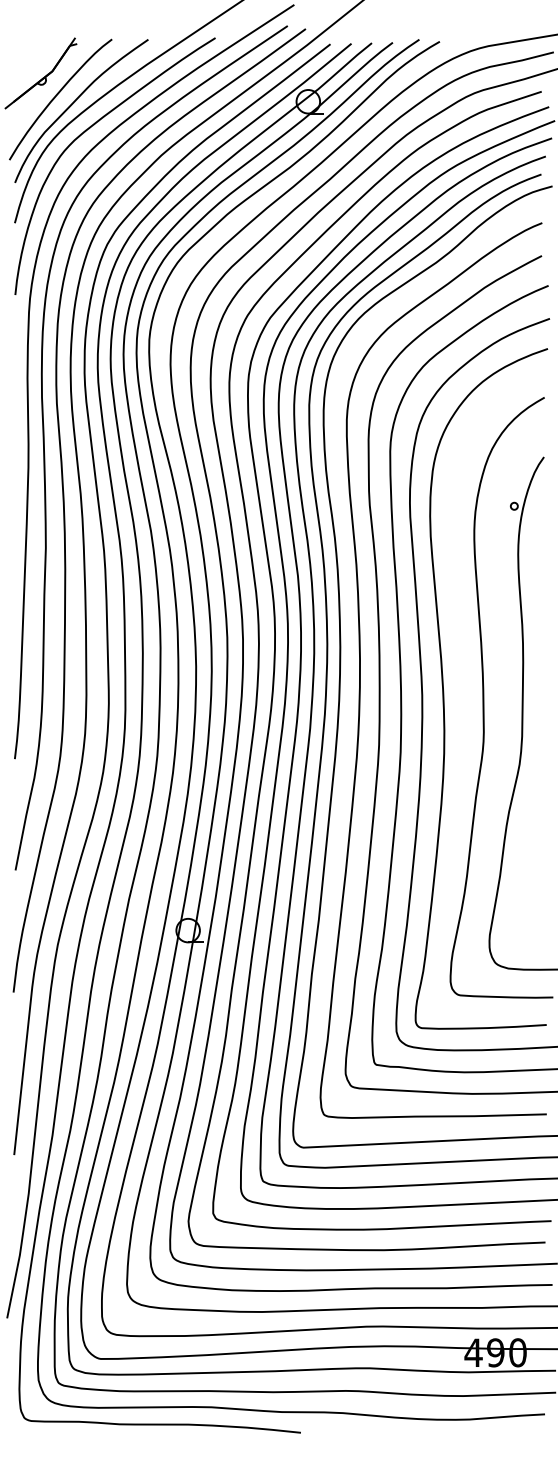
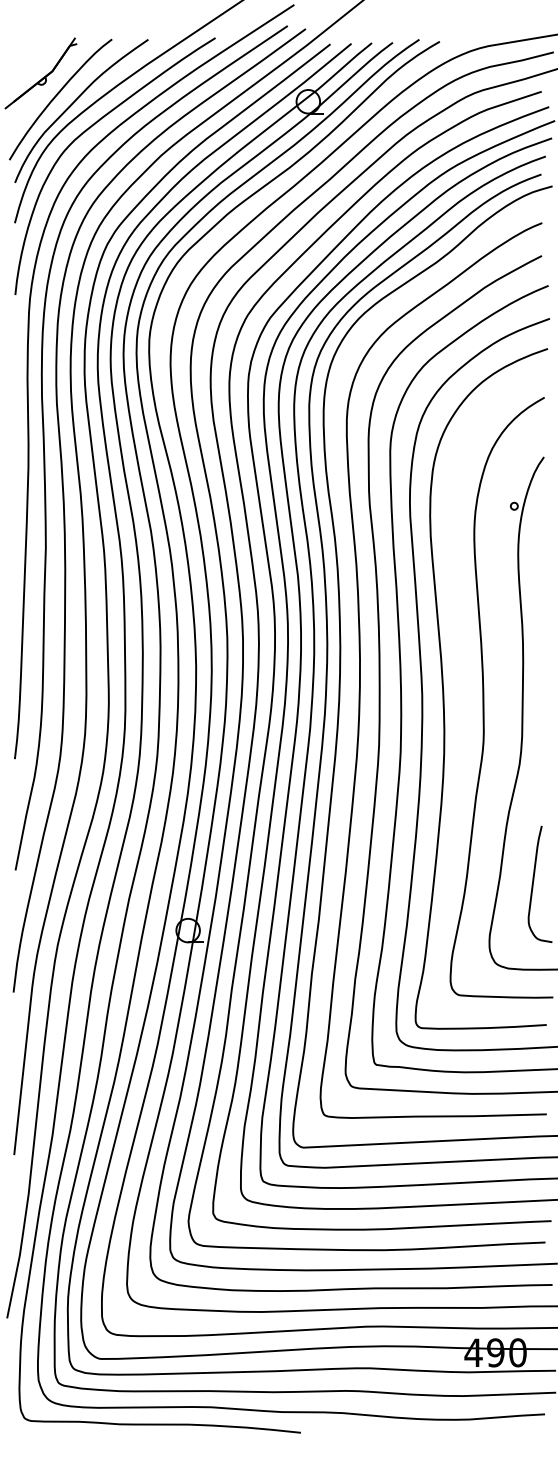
curve: none -> present (534, 880)
